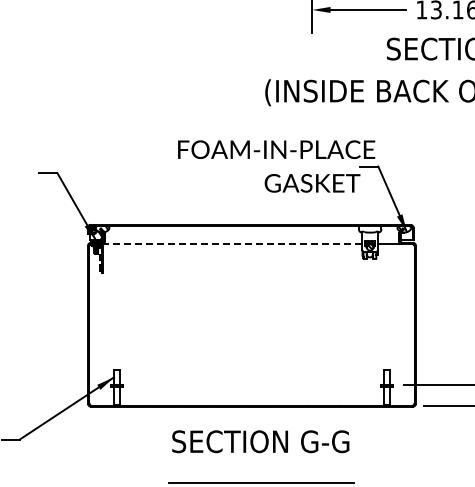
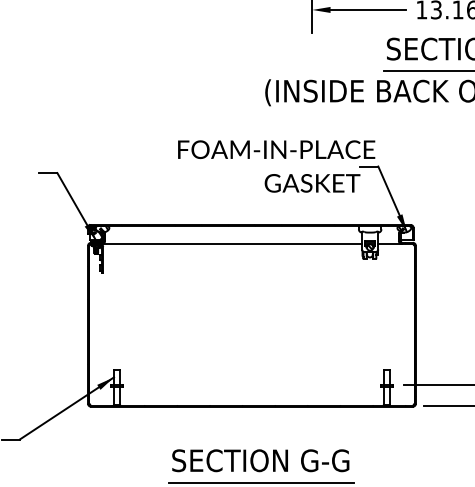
line: none -> present (427, 71)
line: dashed -> solid (231, 244)
text position: (260, 441) -> (260, 460) (260, 460)
